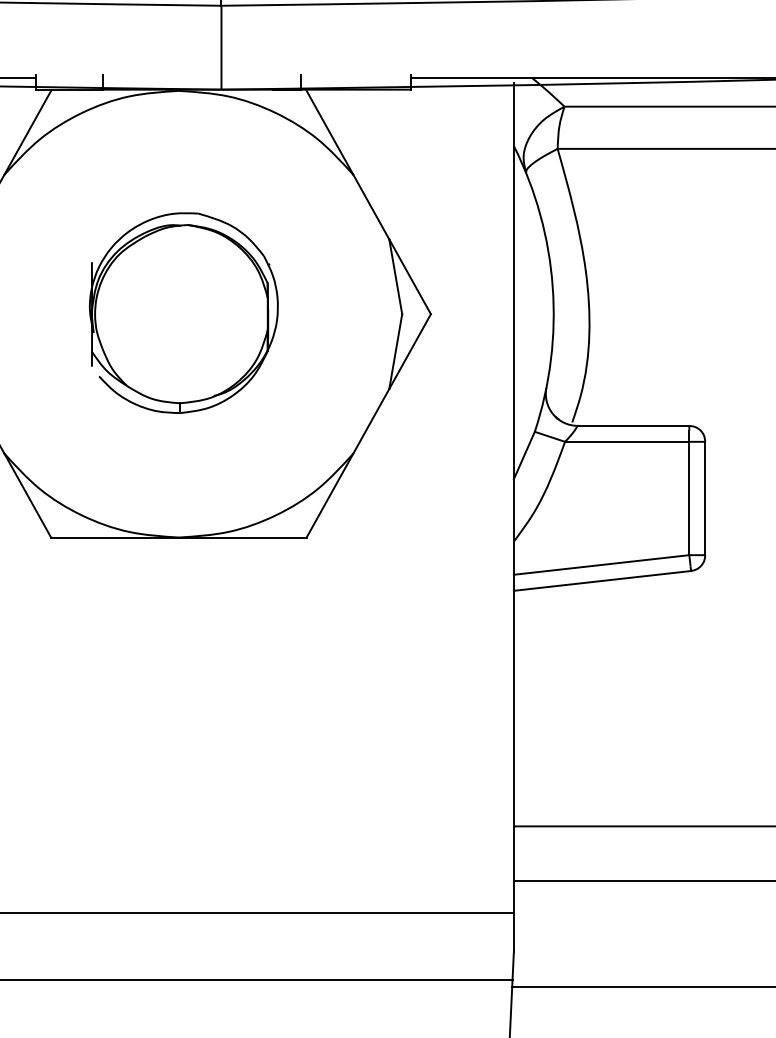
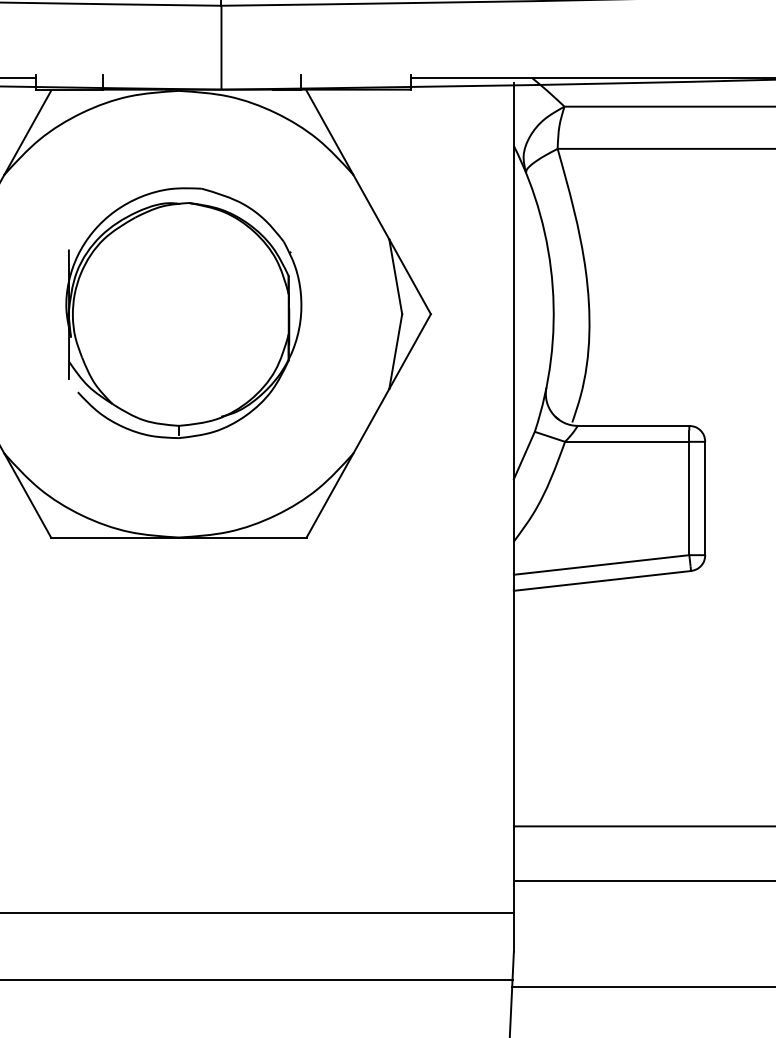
part size: 190x202 px -> 238x252 px (183, 312)
